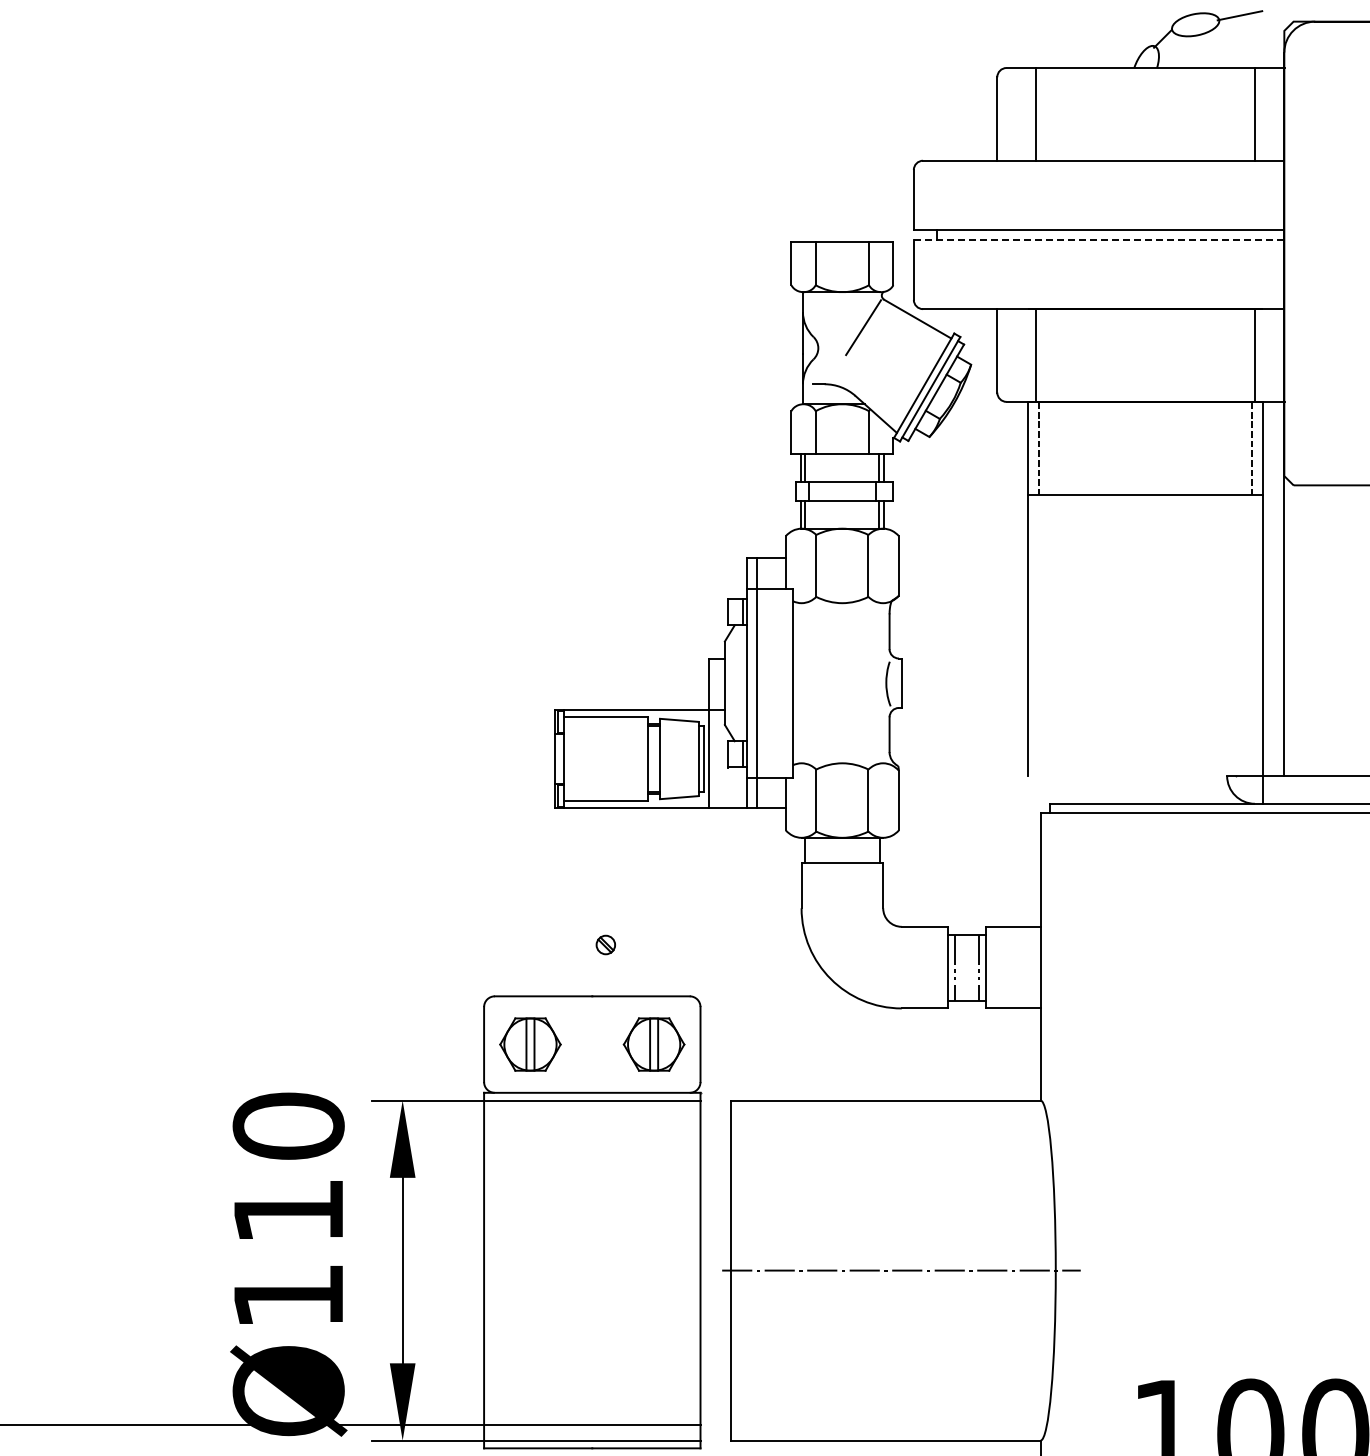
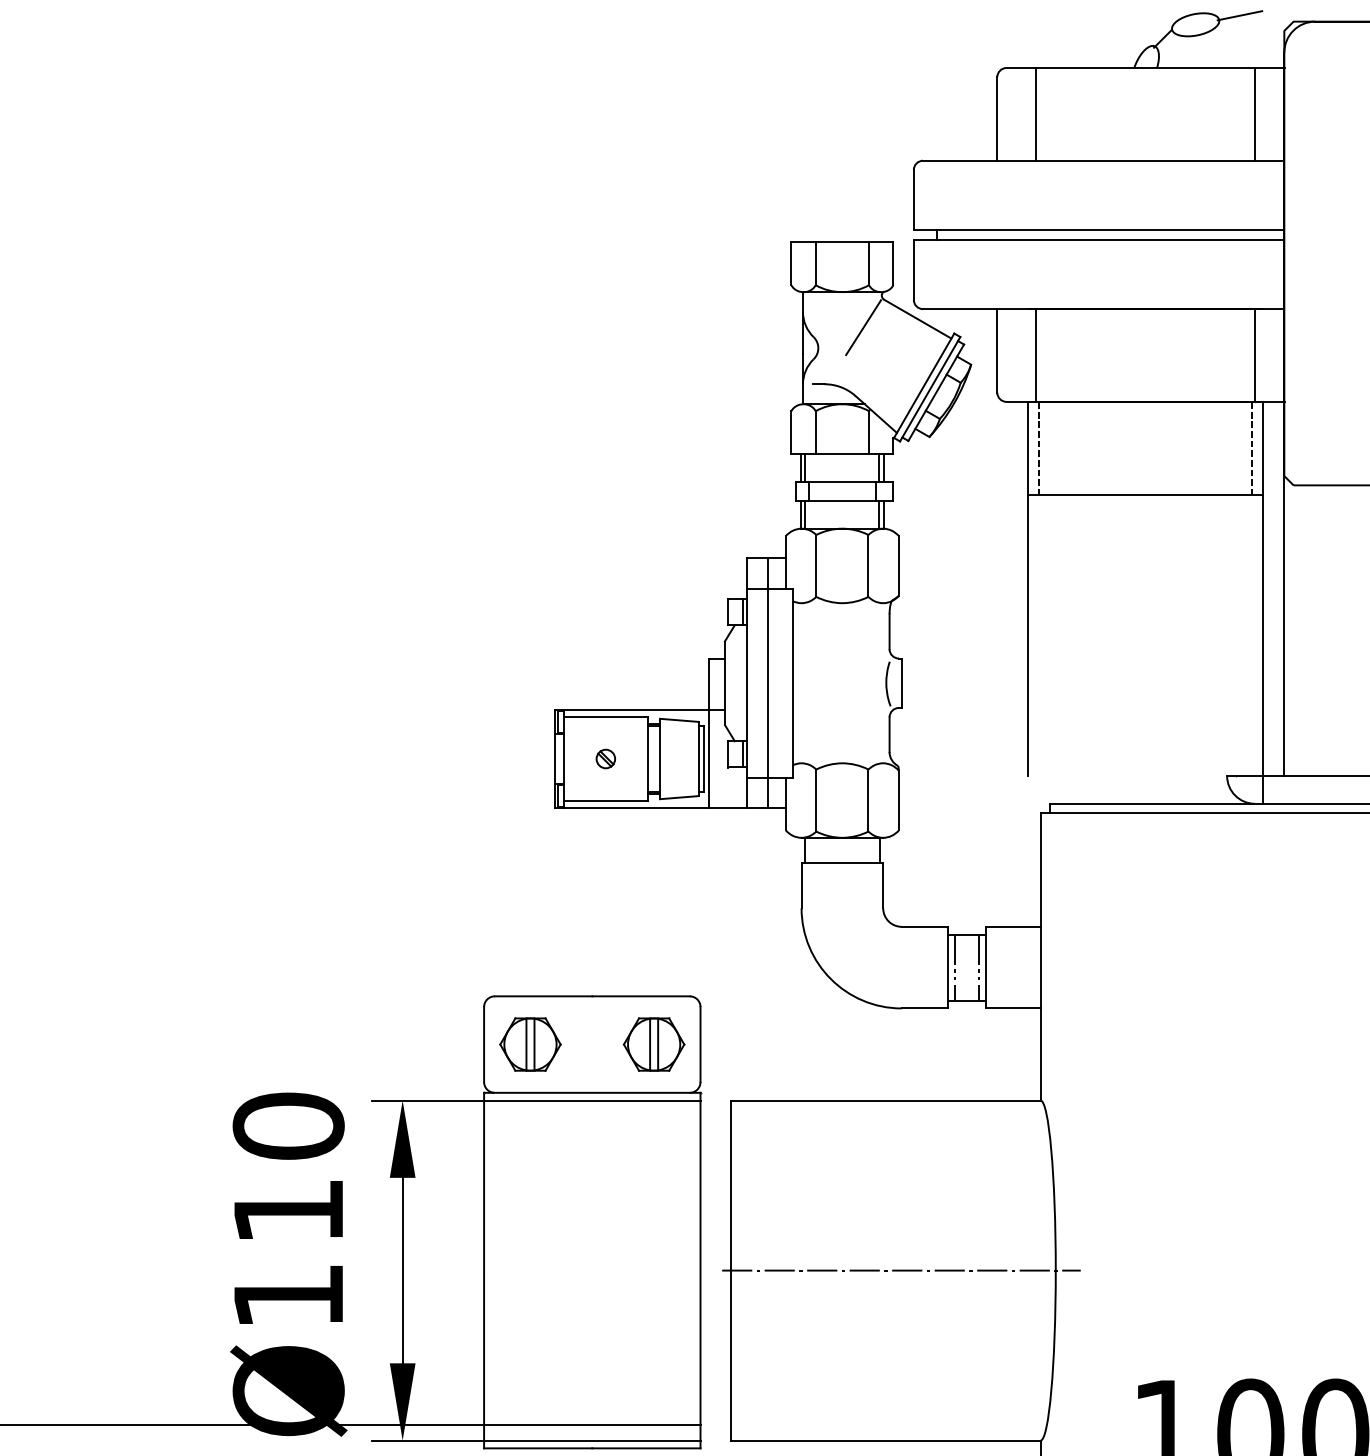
line: dashed -> solid (1099, 240)
line position: (757, 683) -> (768, 683) (768, 683)
part position: (605, 944) -> (605, 758) (605, 758)
